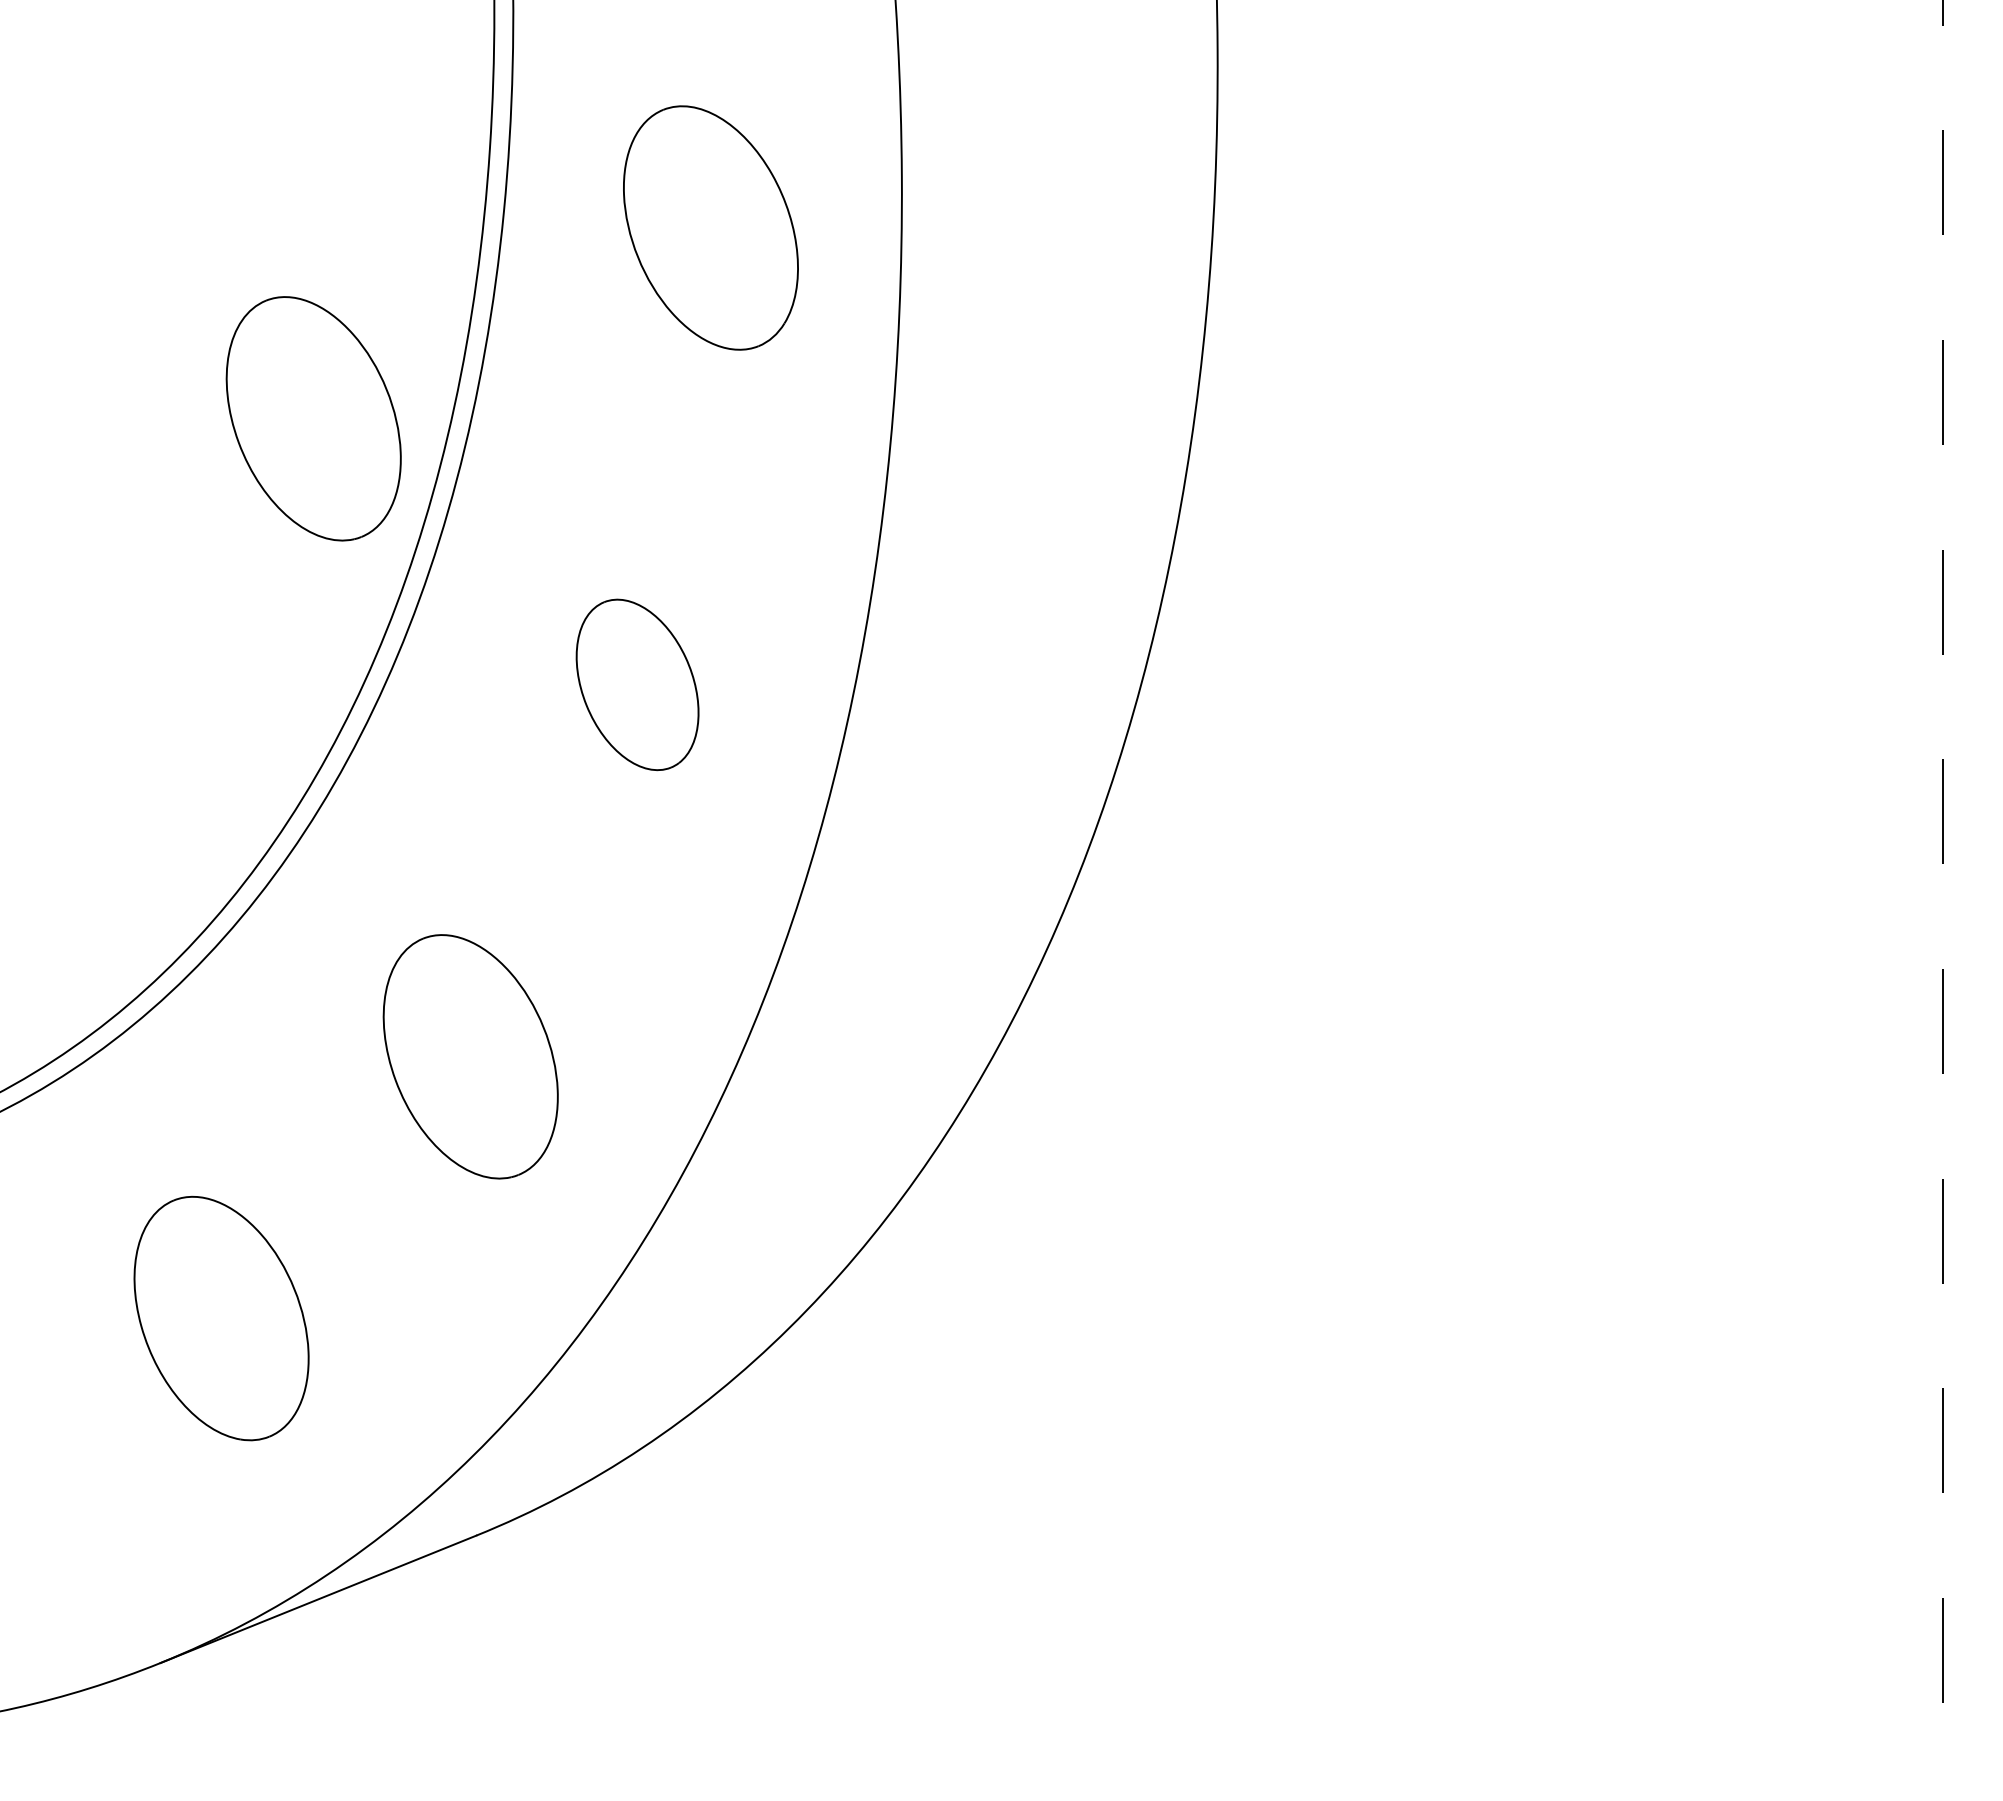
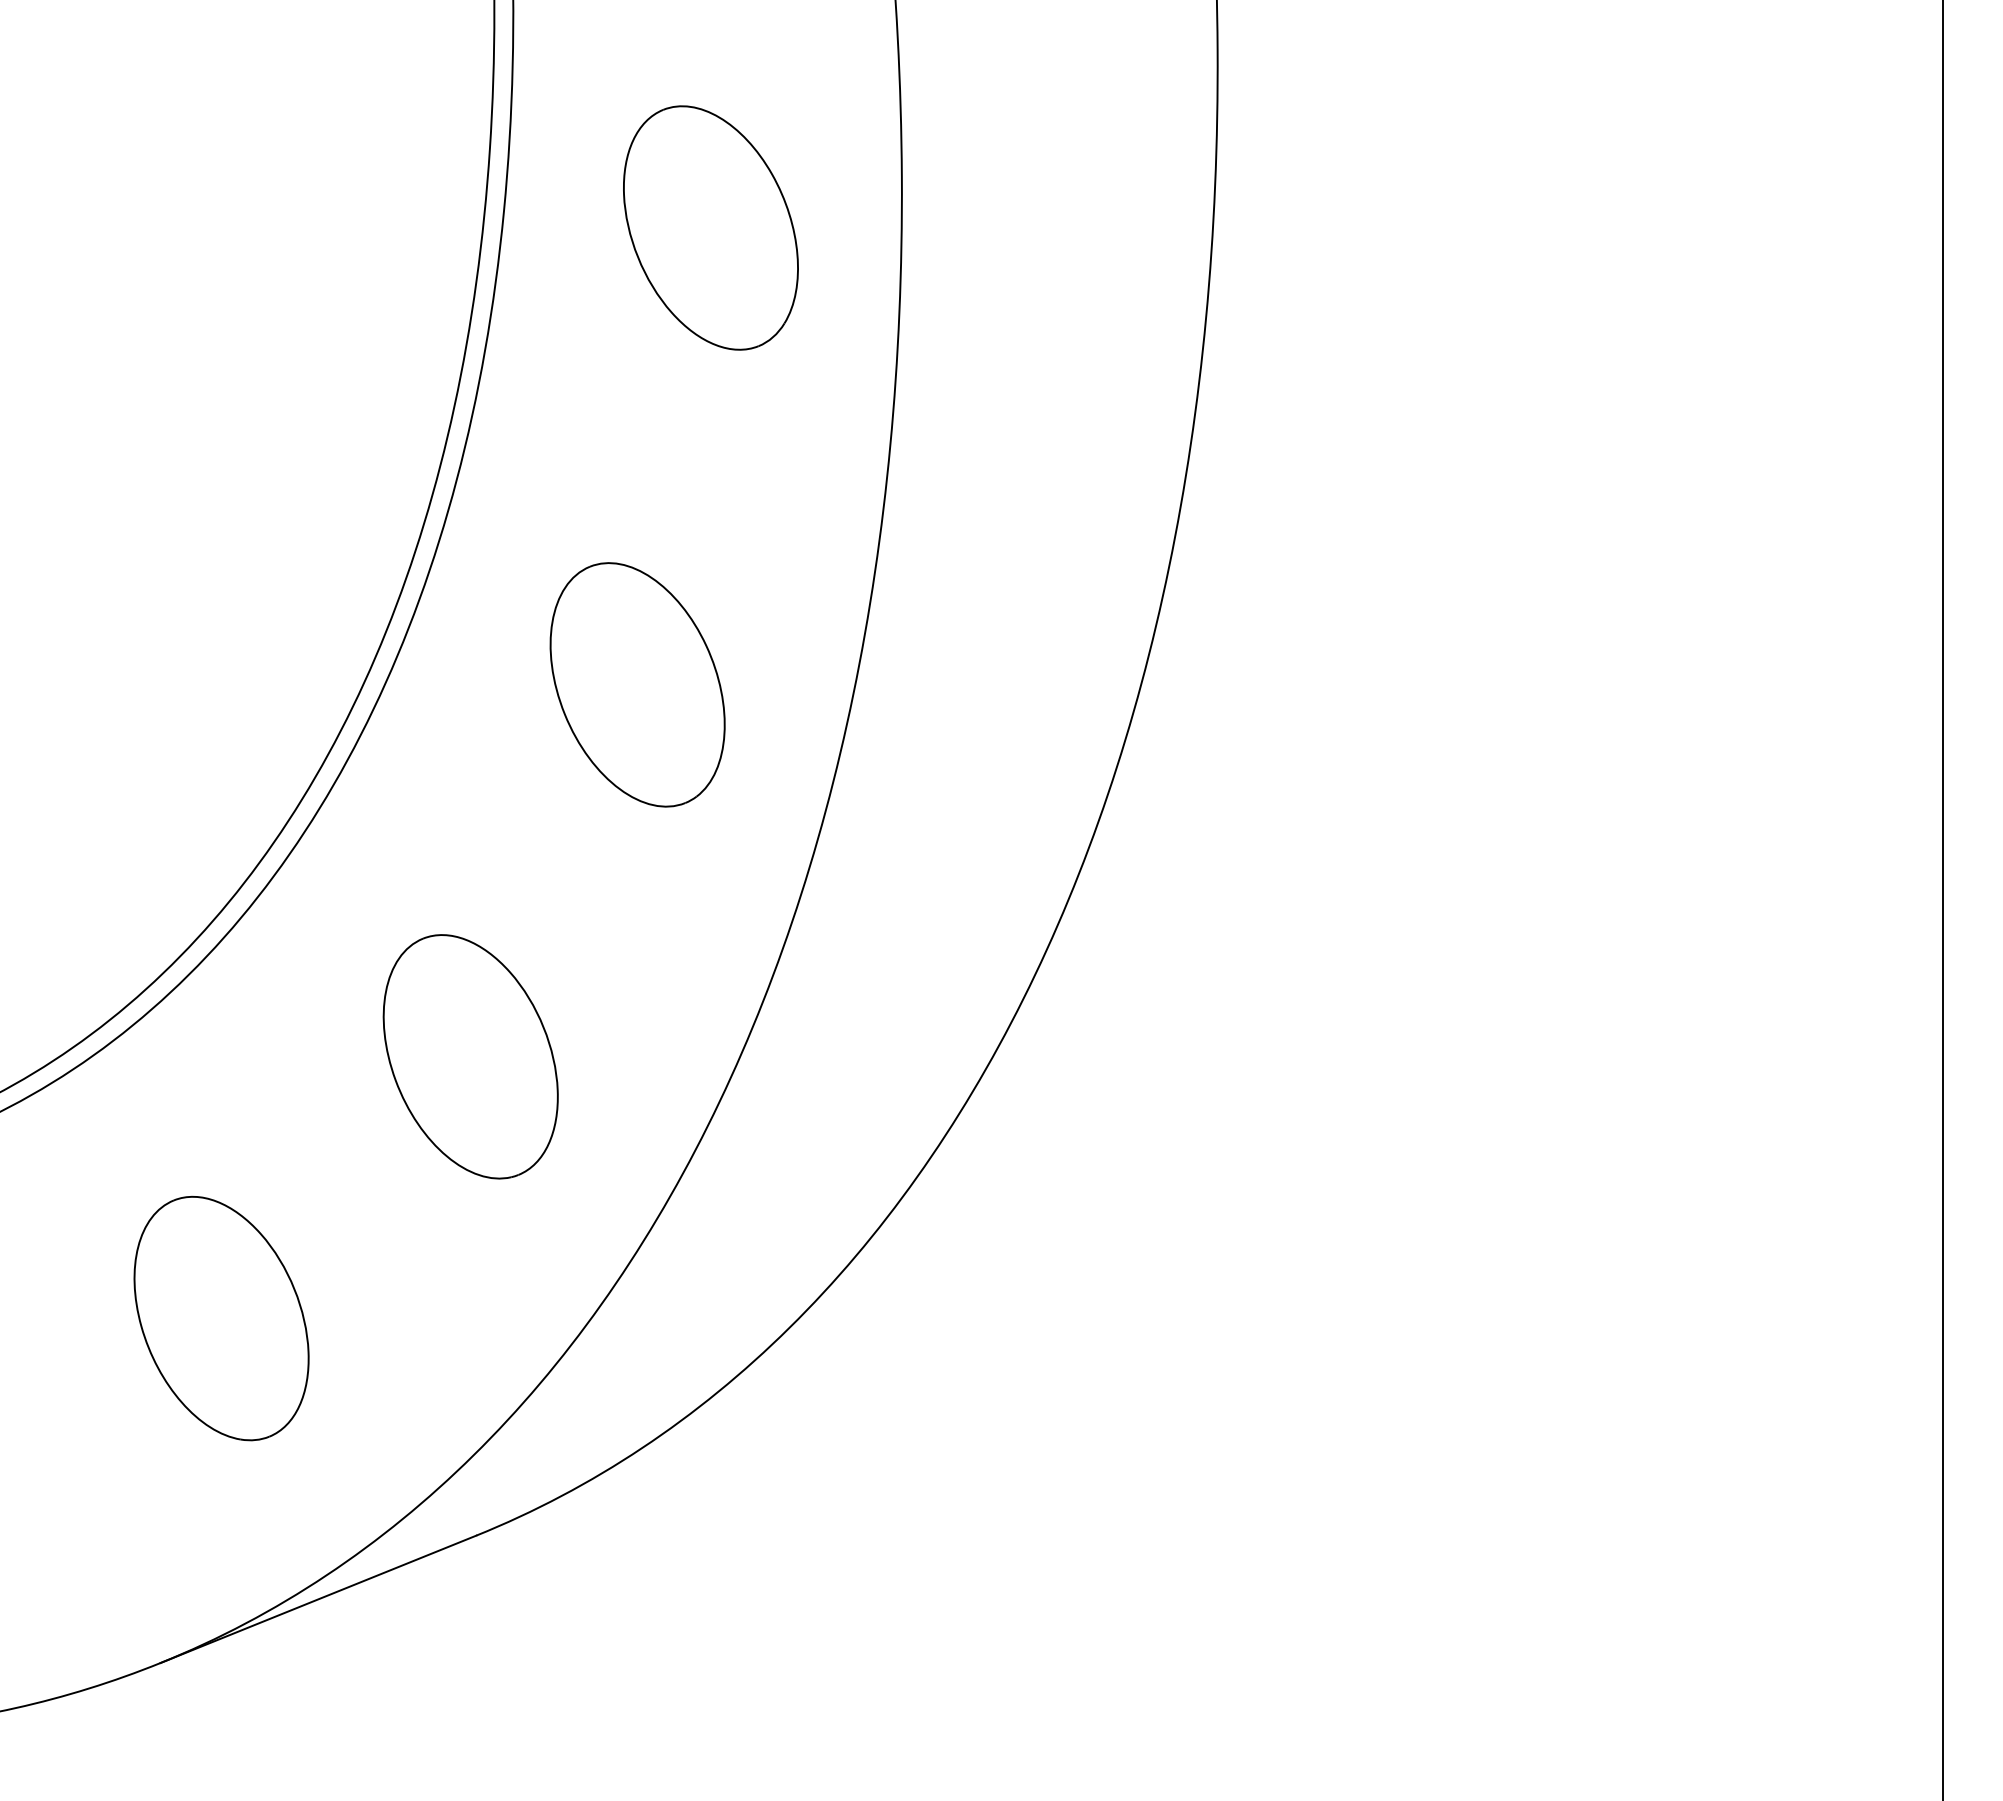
part: present -> none (313, 418)
part size: 125x174 px -> 177x246 px (637, 684)
line: dashed -> solid (1942, 901)
